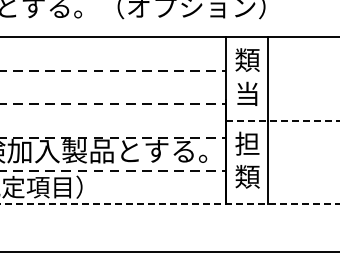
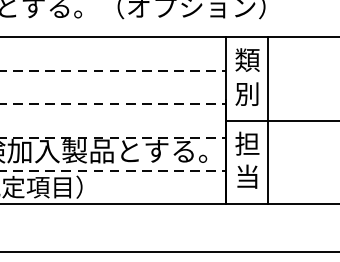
text: 当 -> 別 (246, 93)
line: dashed -> solid (282, 120)
text: 類 -> 当 (247, 176)
line: dashed -> solid (169, 204)
